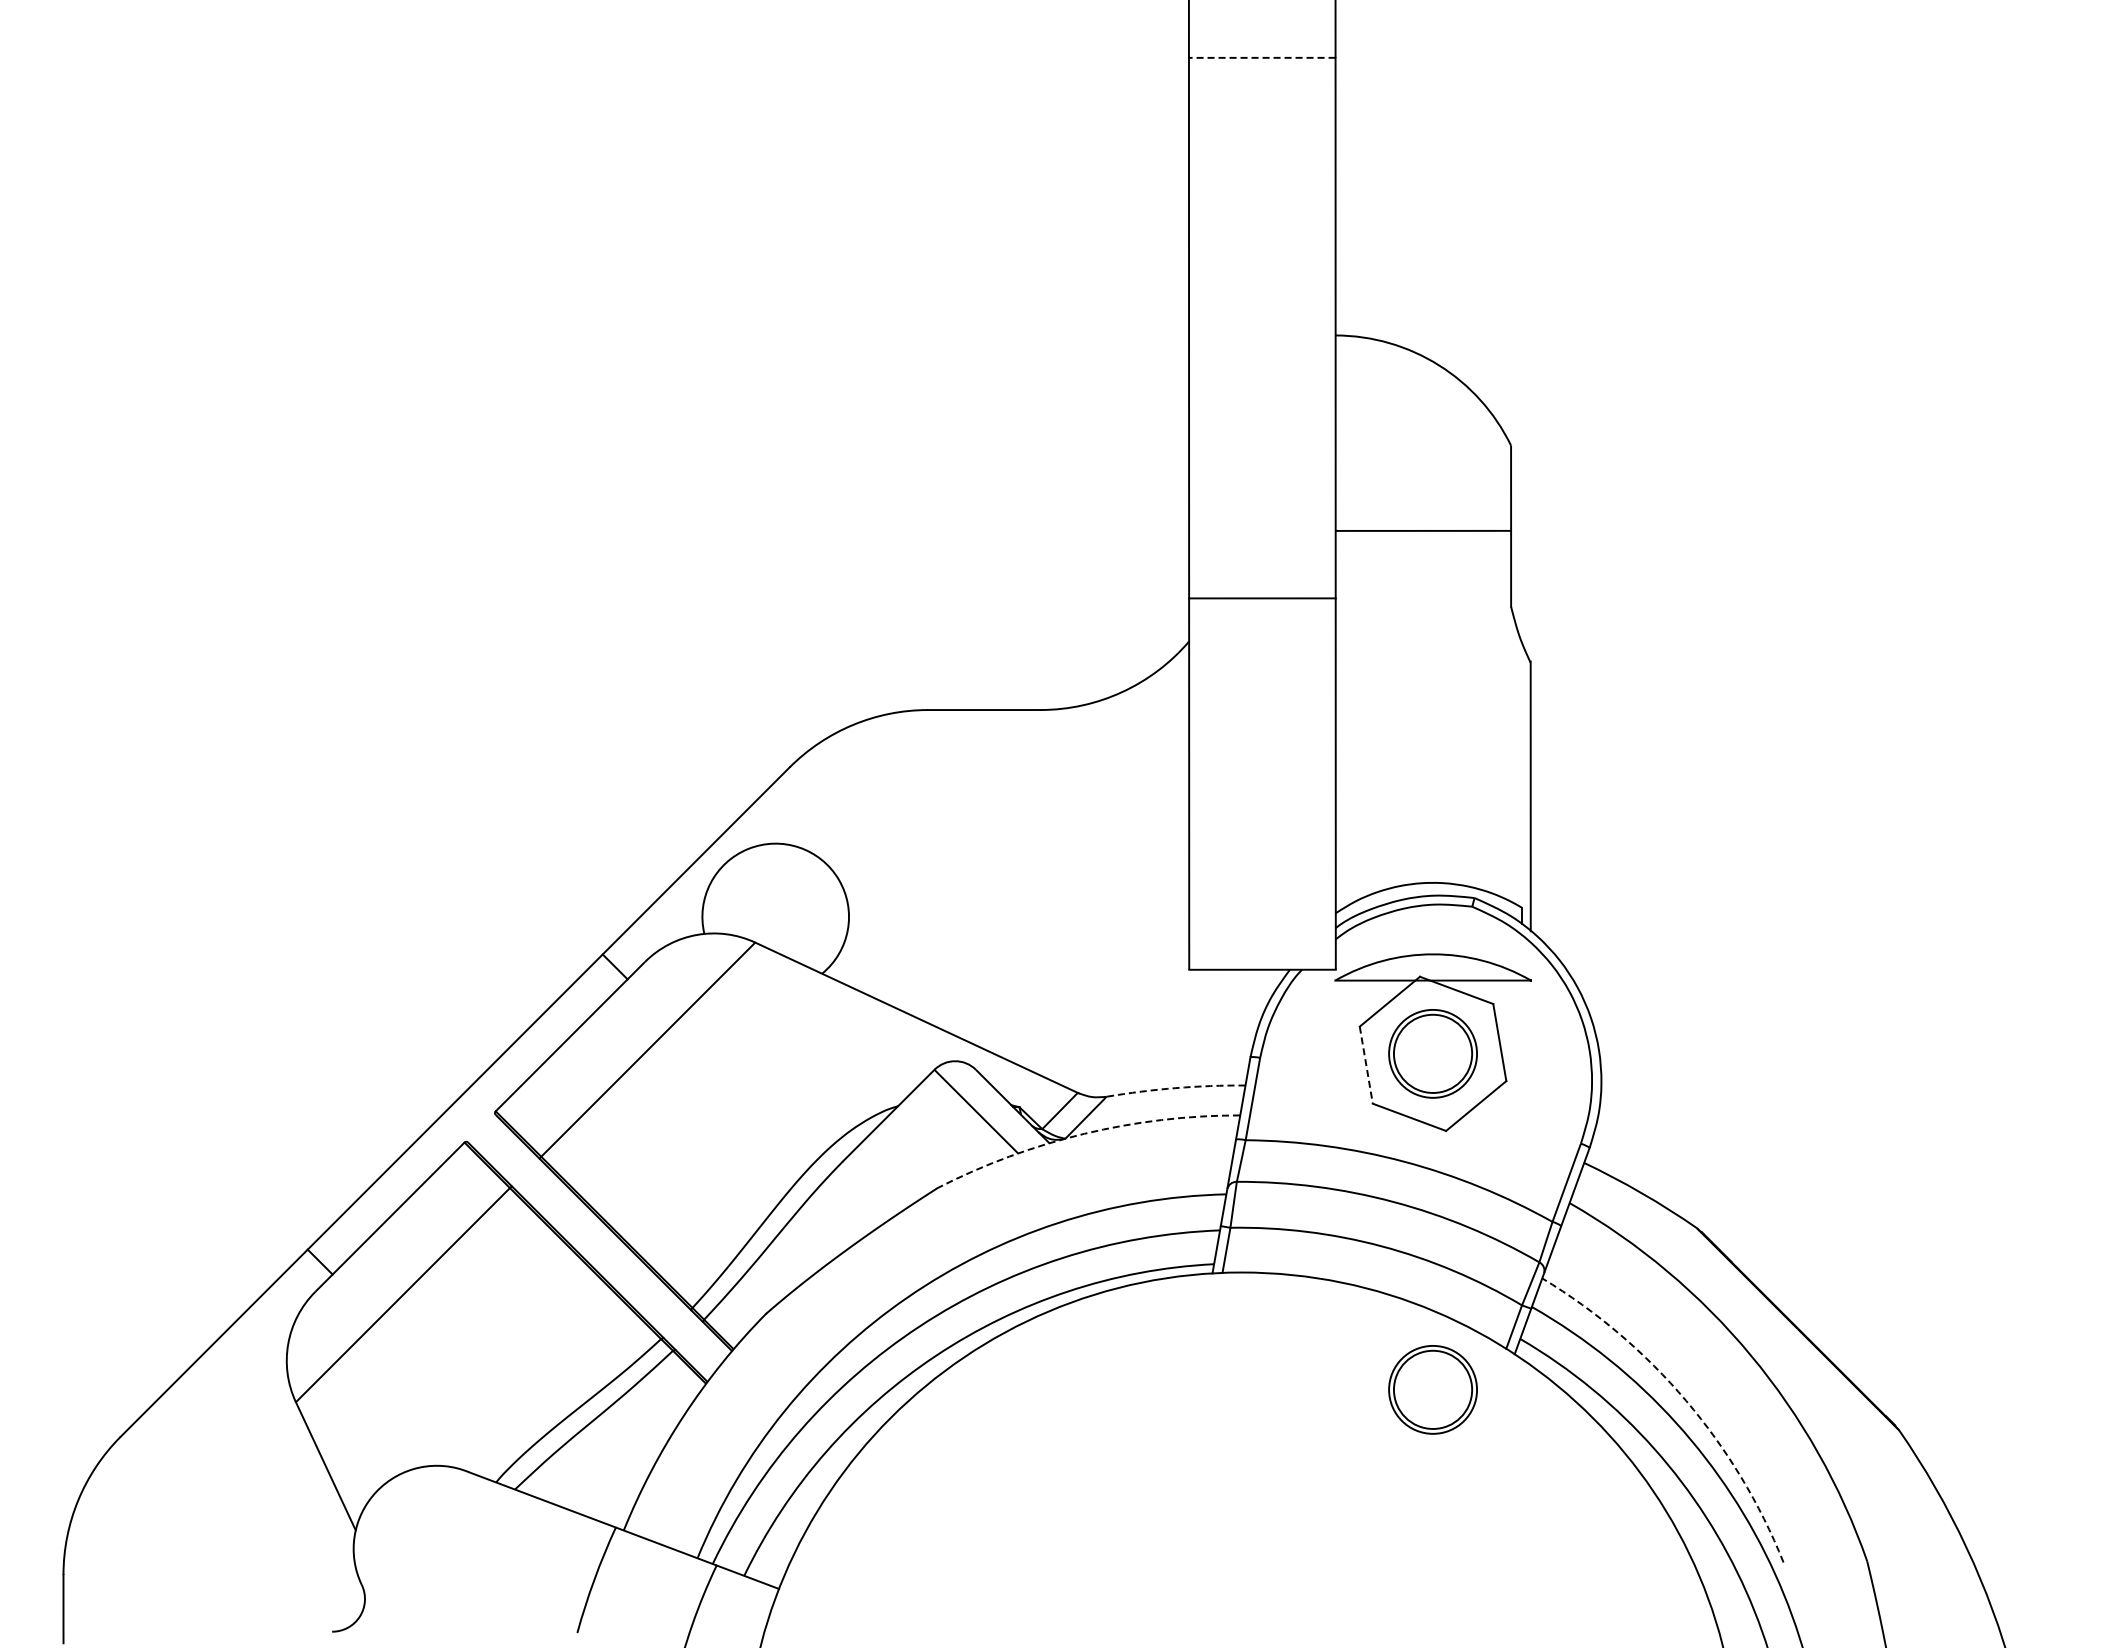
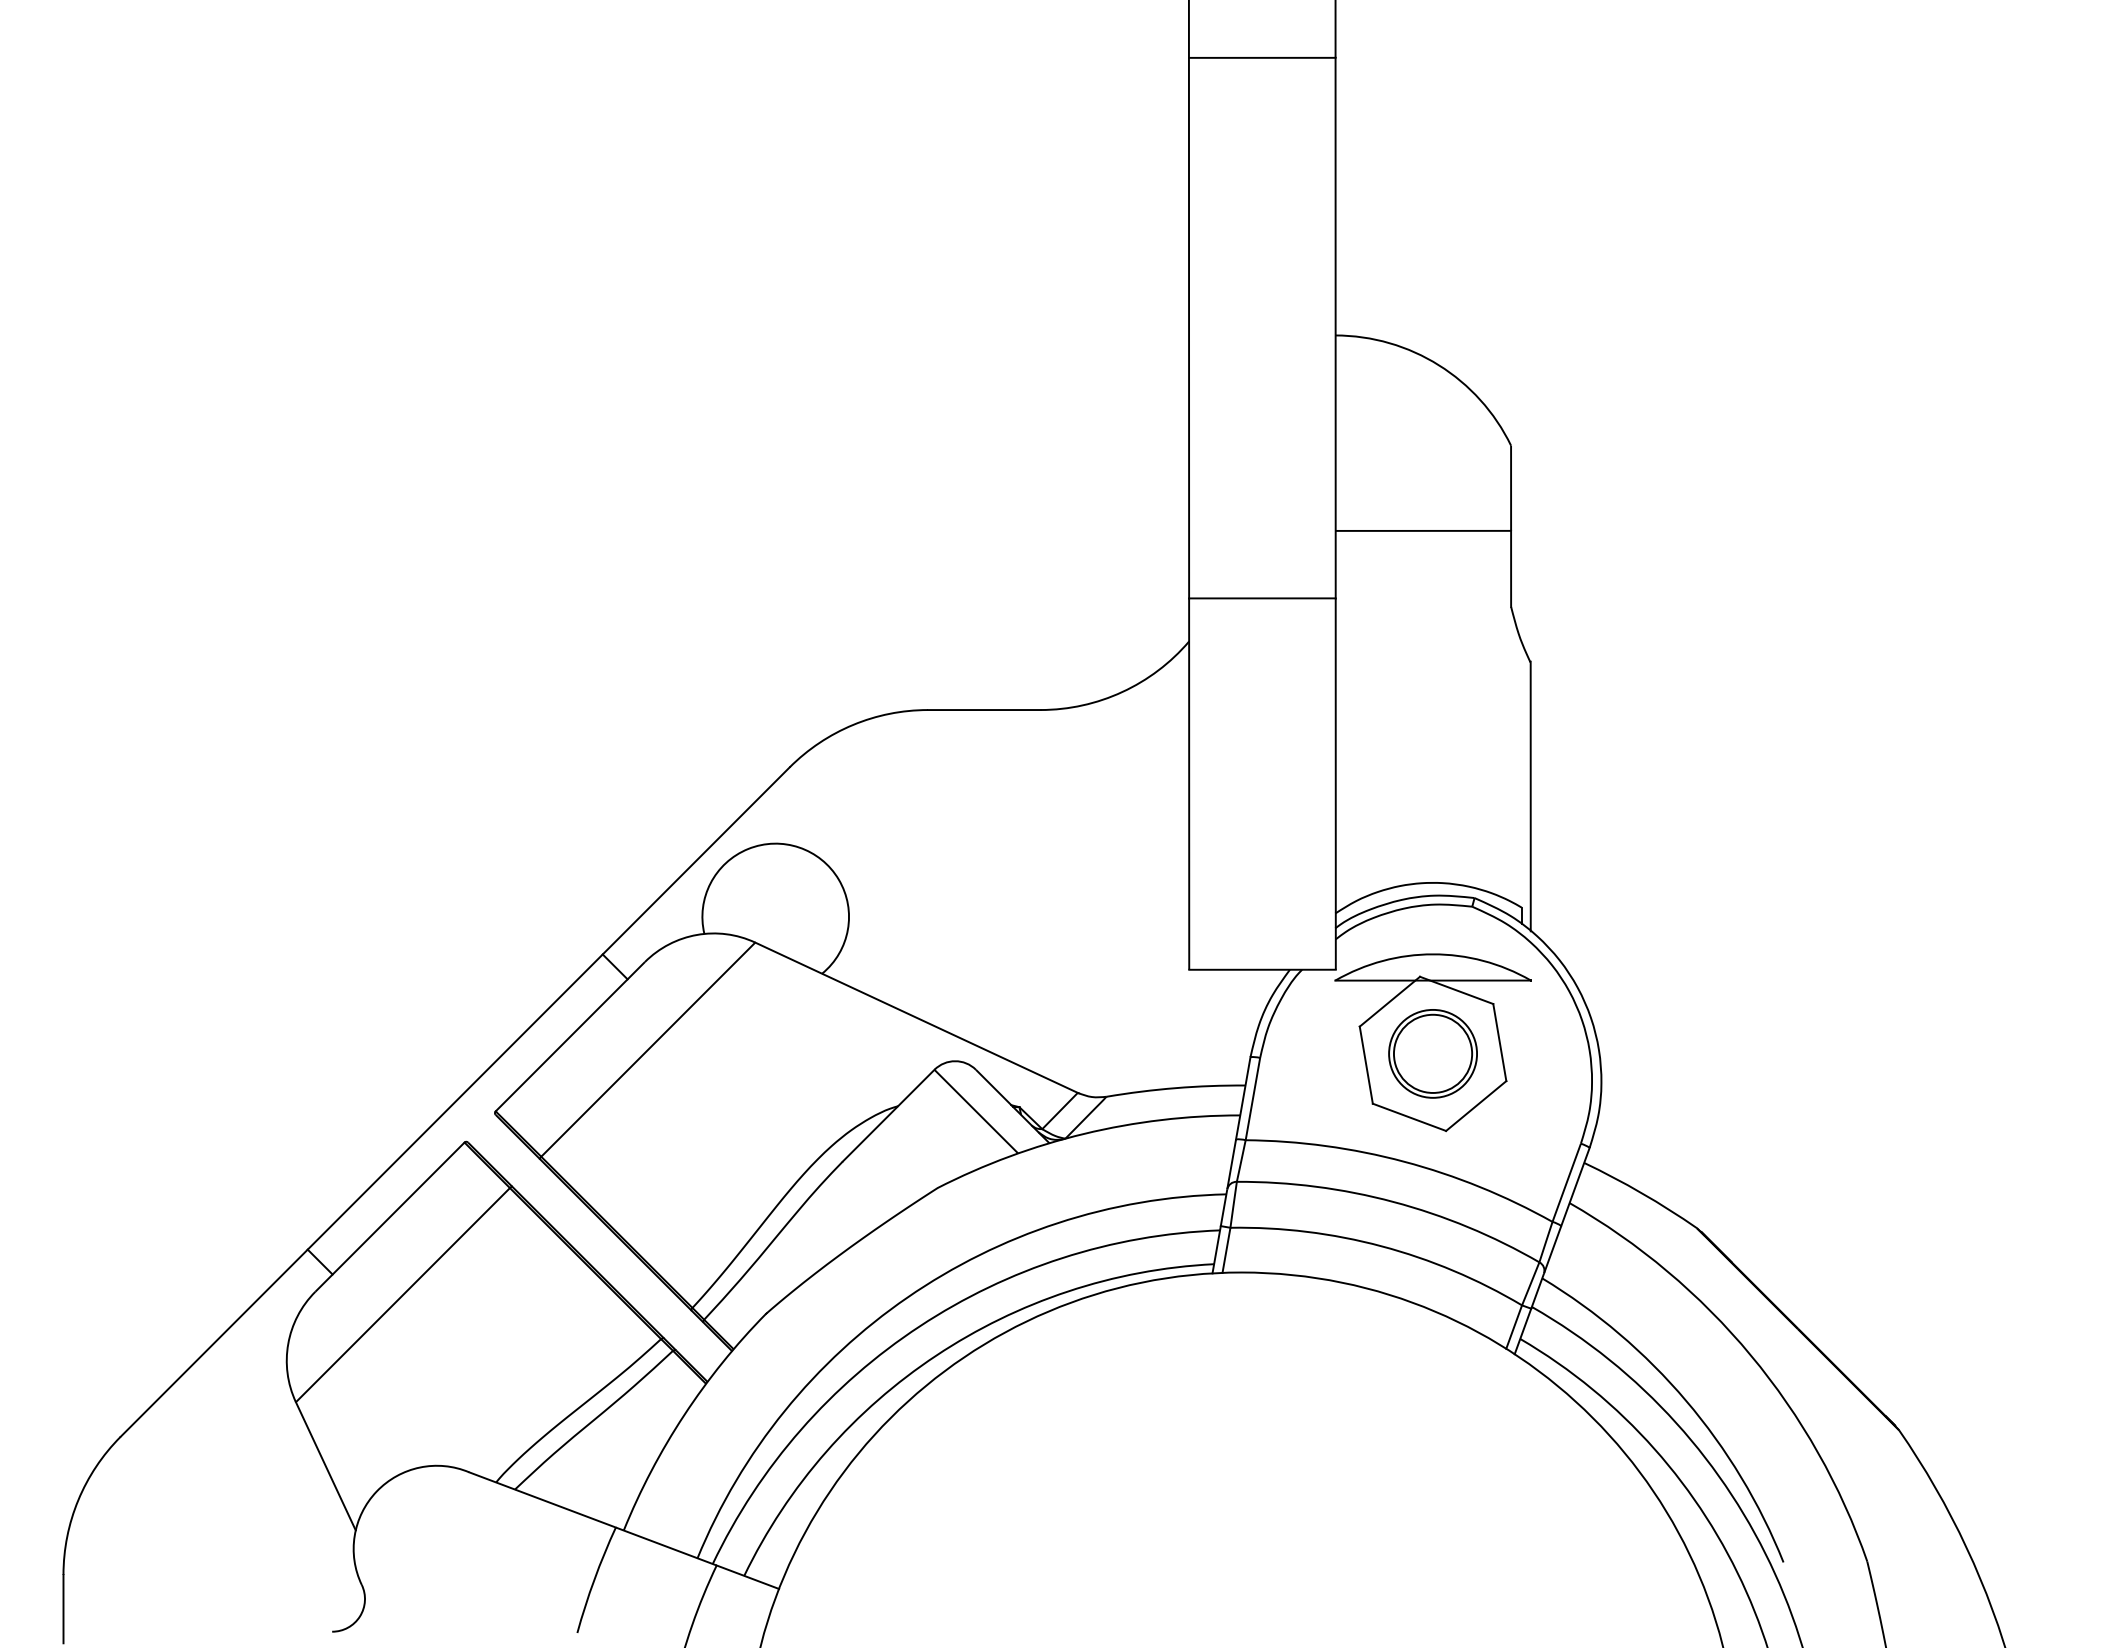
line: dashed -> solid (1261, 57)
line: dashed -> solid (1366, 1065)
arc: dashed -> solid (1175, 1088)
arc: dashed -> solid (1084, 1133)
part: present -> none (1432, 1389)
arc: dashed -> solid (1686, 1400)
